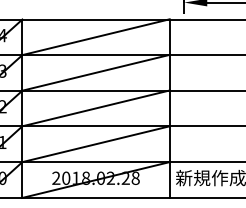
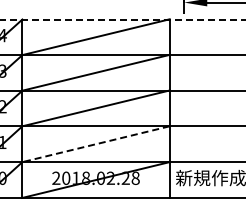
line: solid -> dashed (123, 19)
line: solid -> dashed (96, 144)
